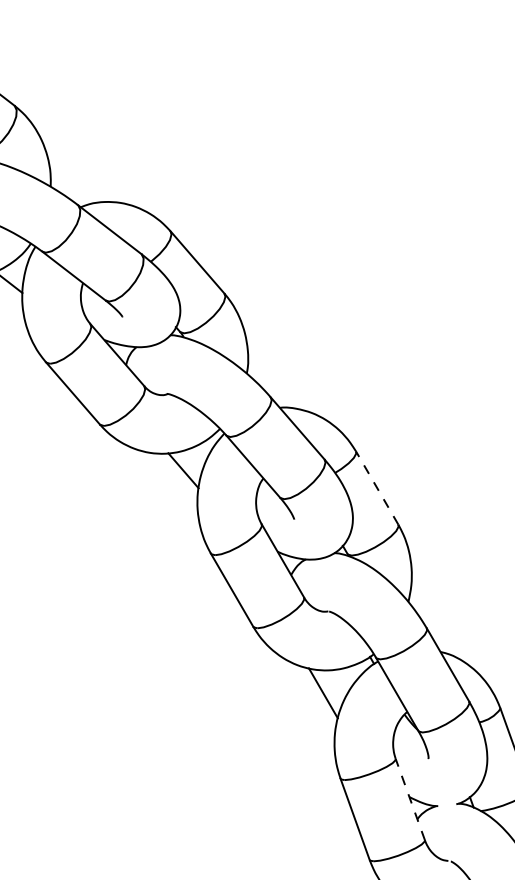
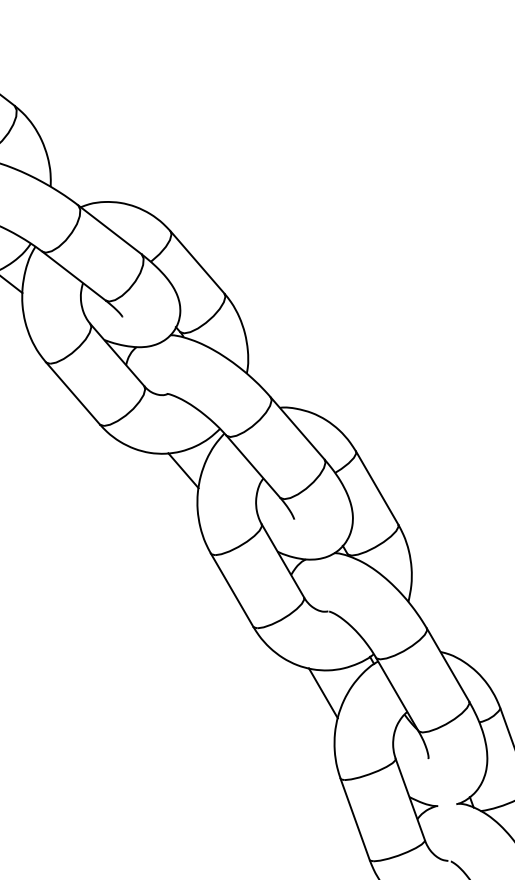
line: dashed -> solid (376, 487)
line: dashed -> solid (410, 799)
